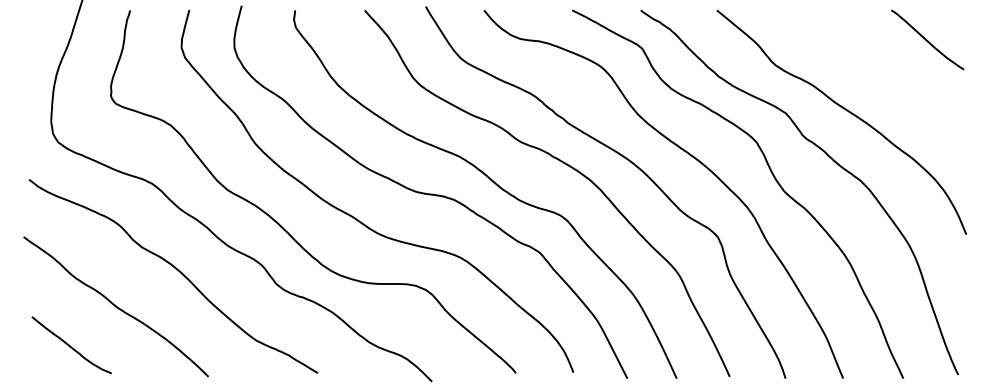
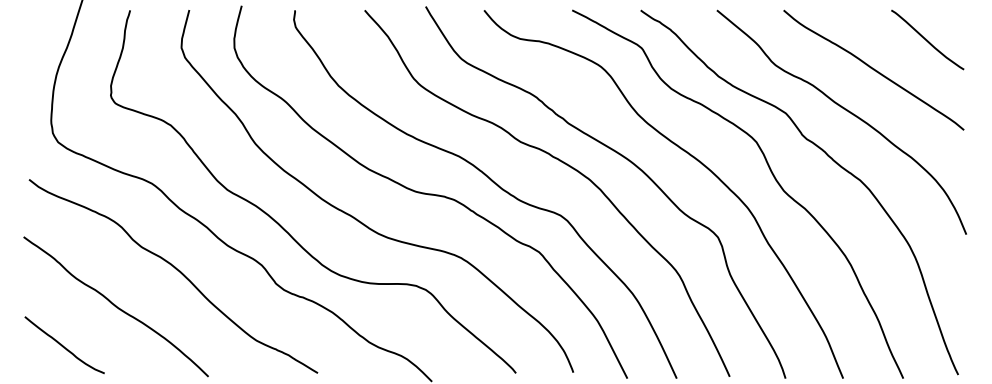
curve: none -> present (873, 69)
curve position: (70, 345) -> (63, 345) (63, 345)
